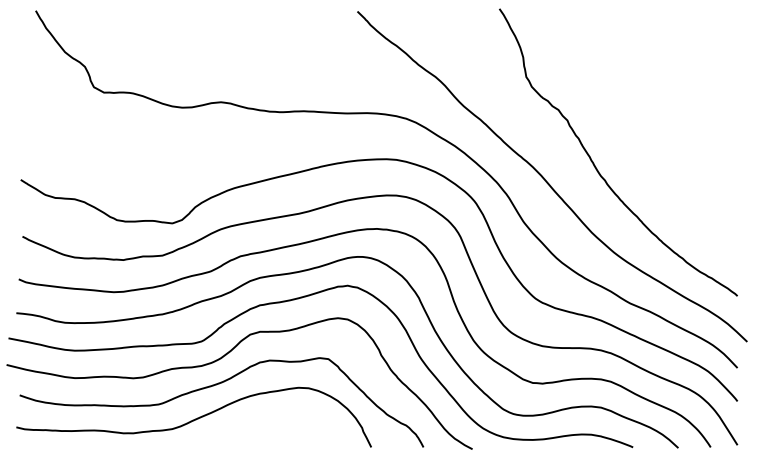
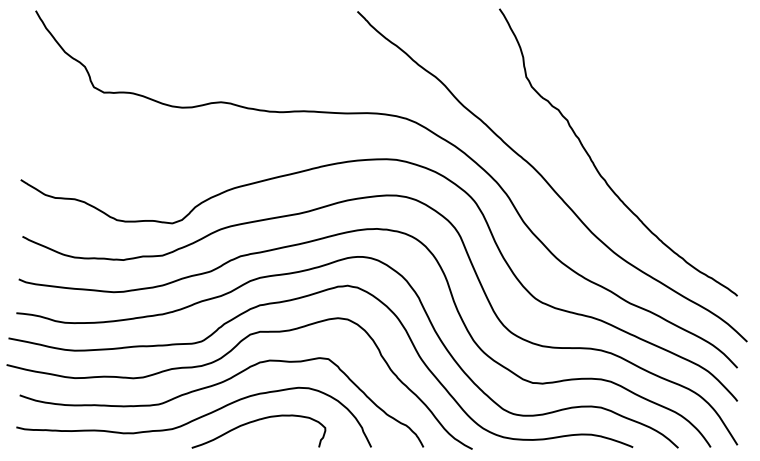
curve: none -> present (257, 421)
